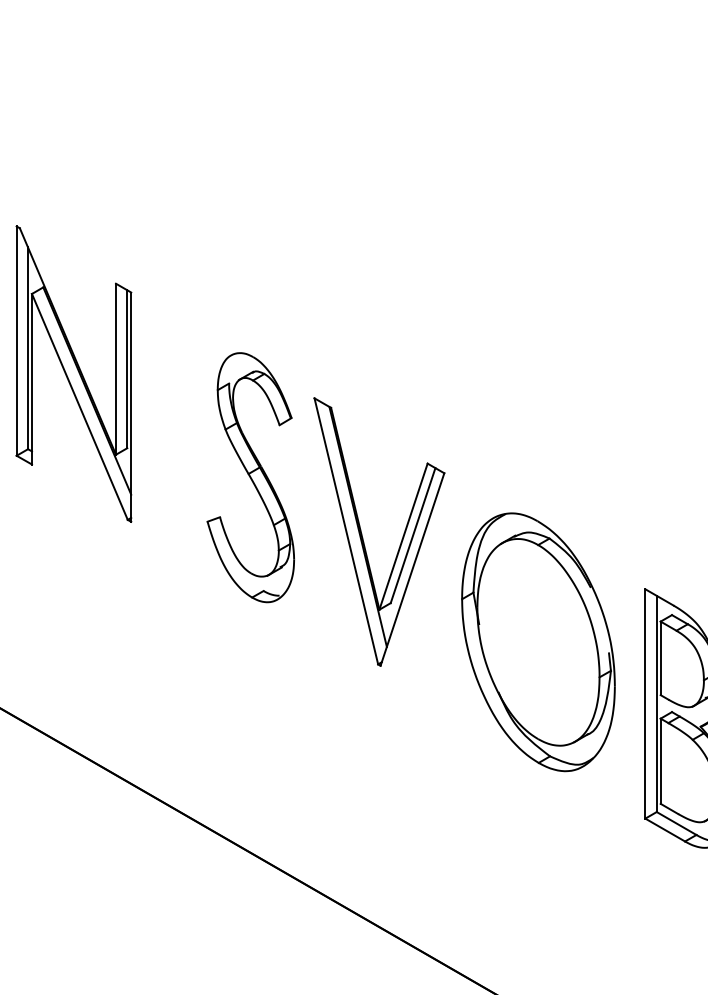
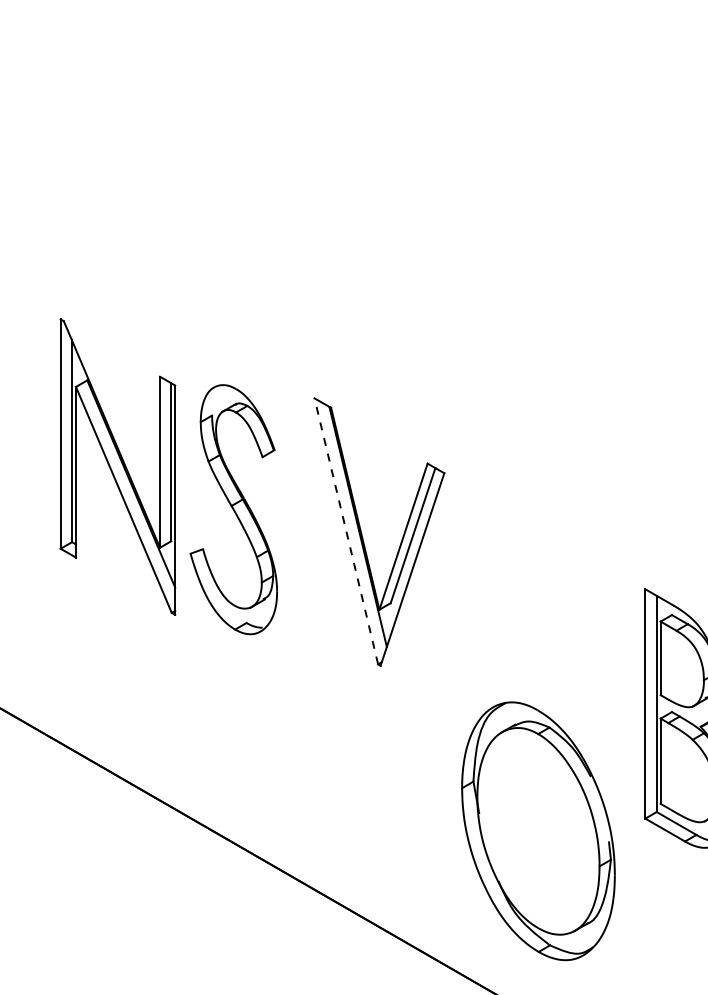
part position: (73, 373) -> (117, 466) (117, 466)
part position: (250, 477) -> (233, 509) (233, 509)
line: solid -> dashed (346, 531)
part position: (538, 642) -> (538, 831) (538, 831)
